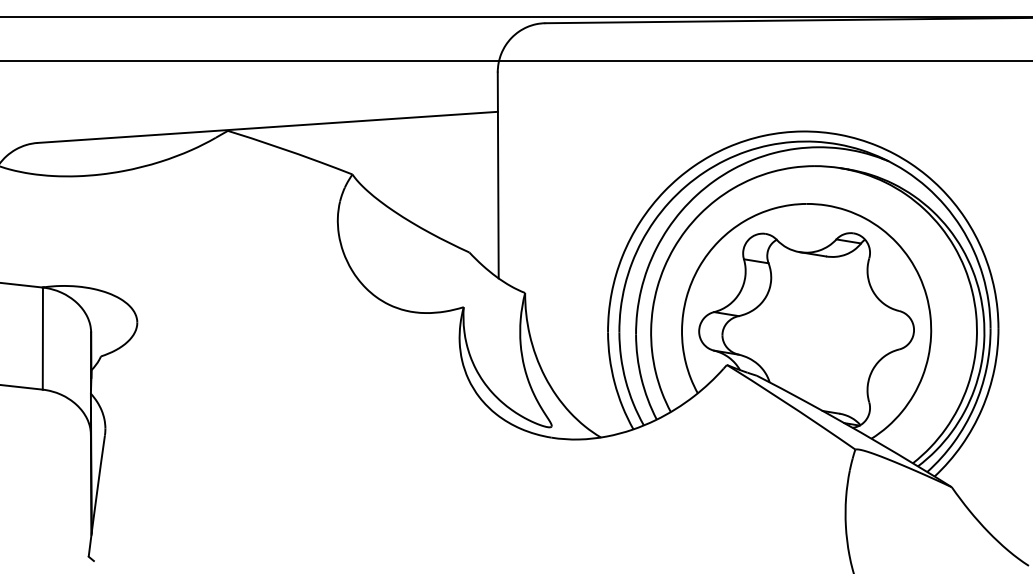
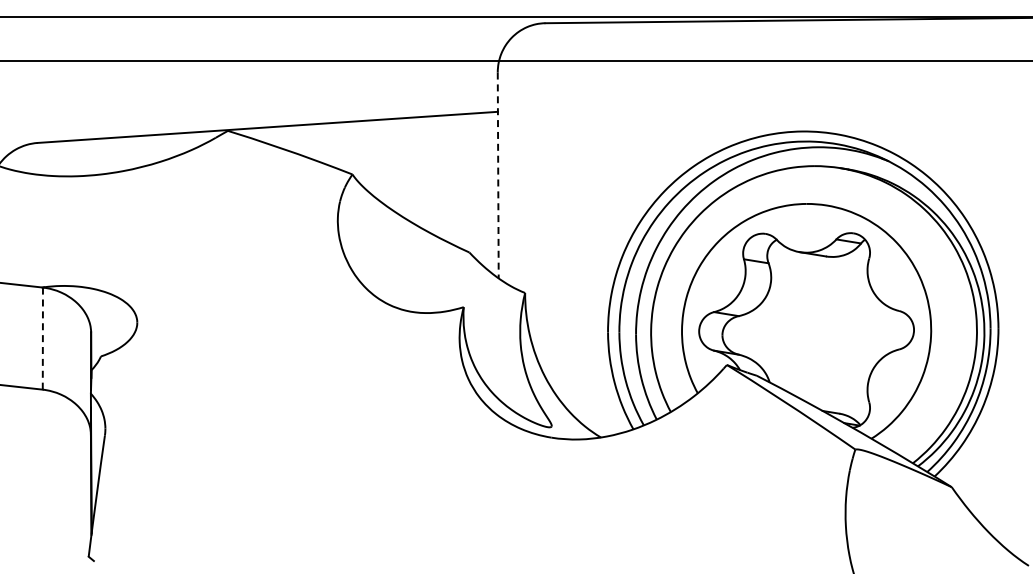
line: solid -> dashed (498, 175)
line: solid -> dashed (42, 338)
